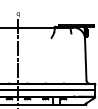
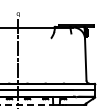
line: solid -> dashed (26, 104)
